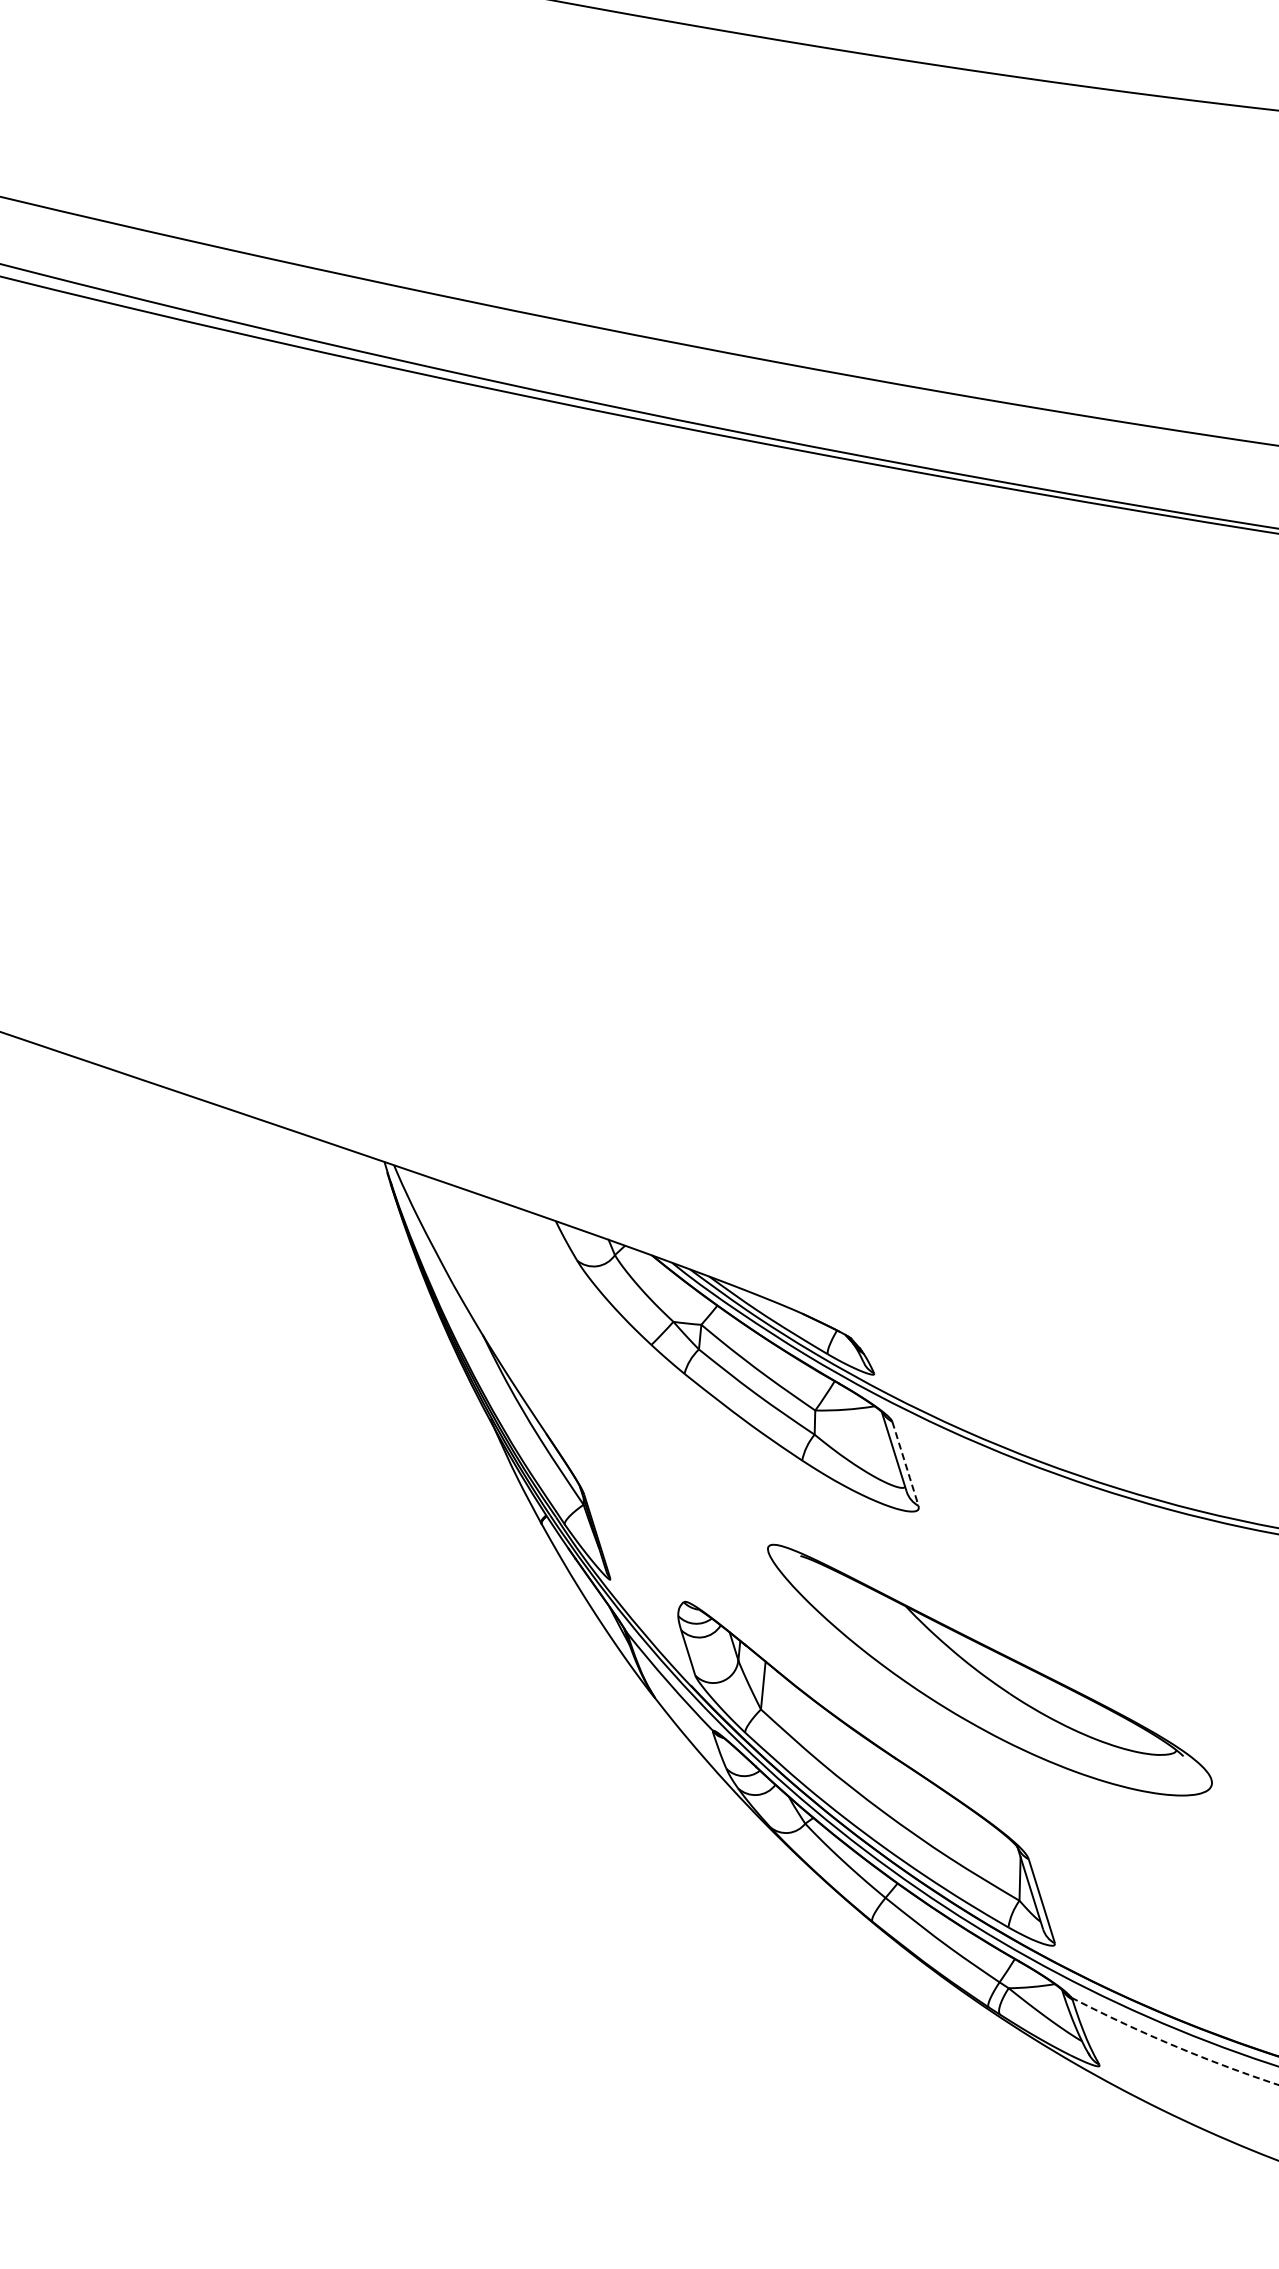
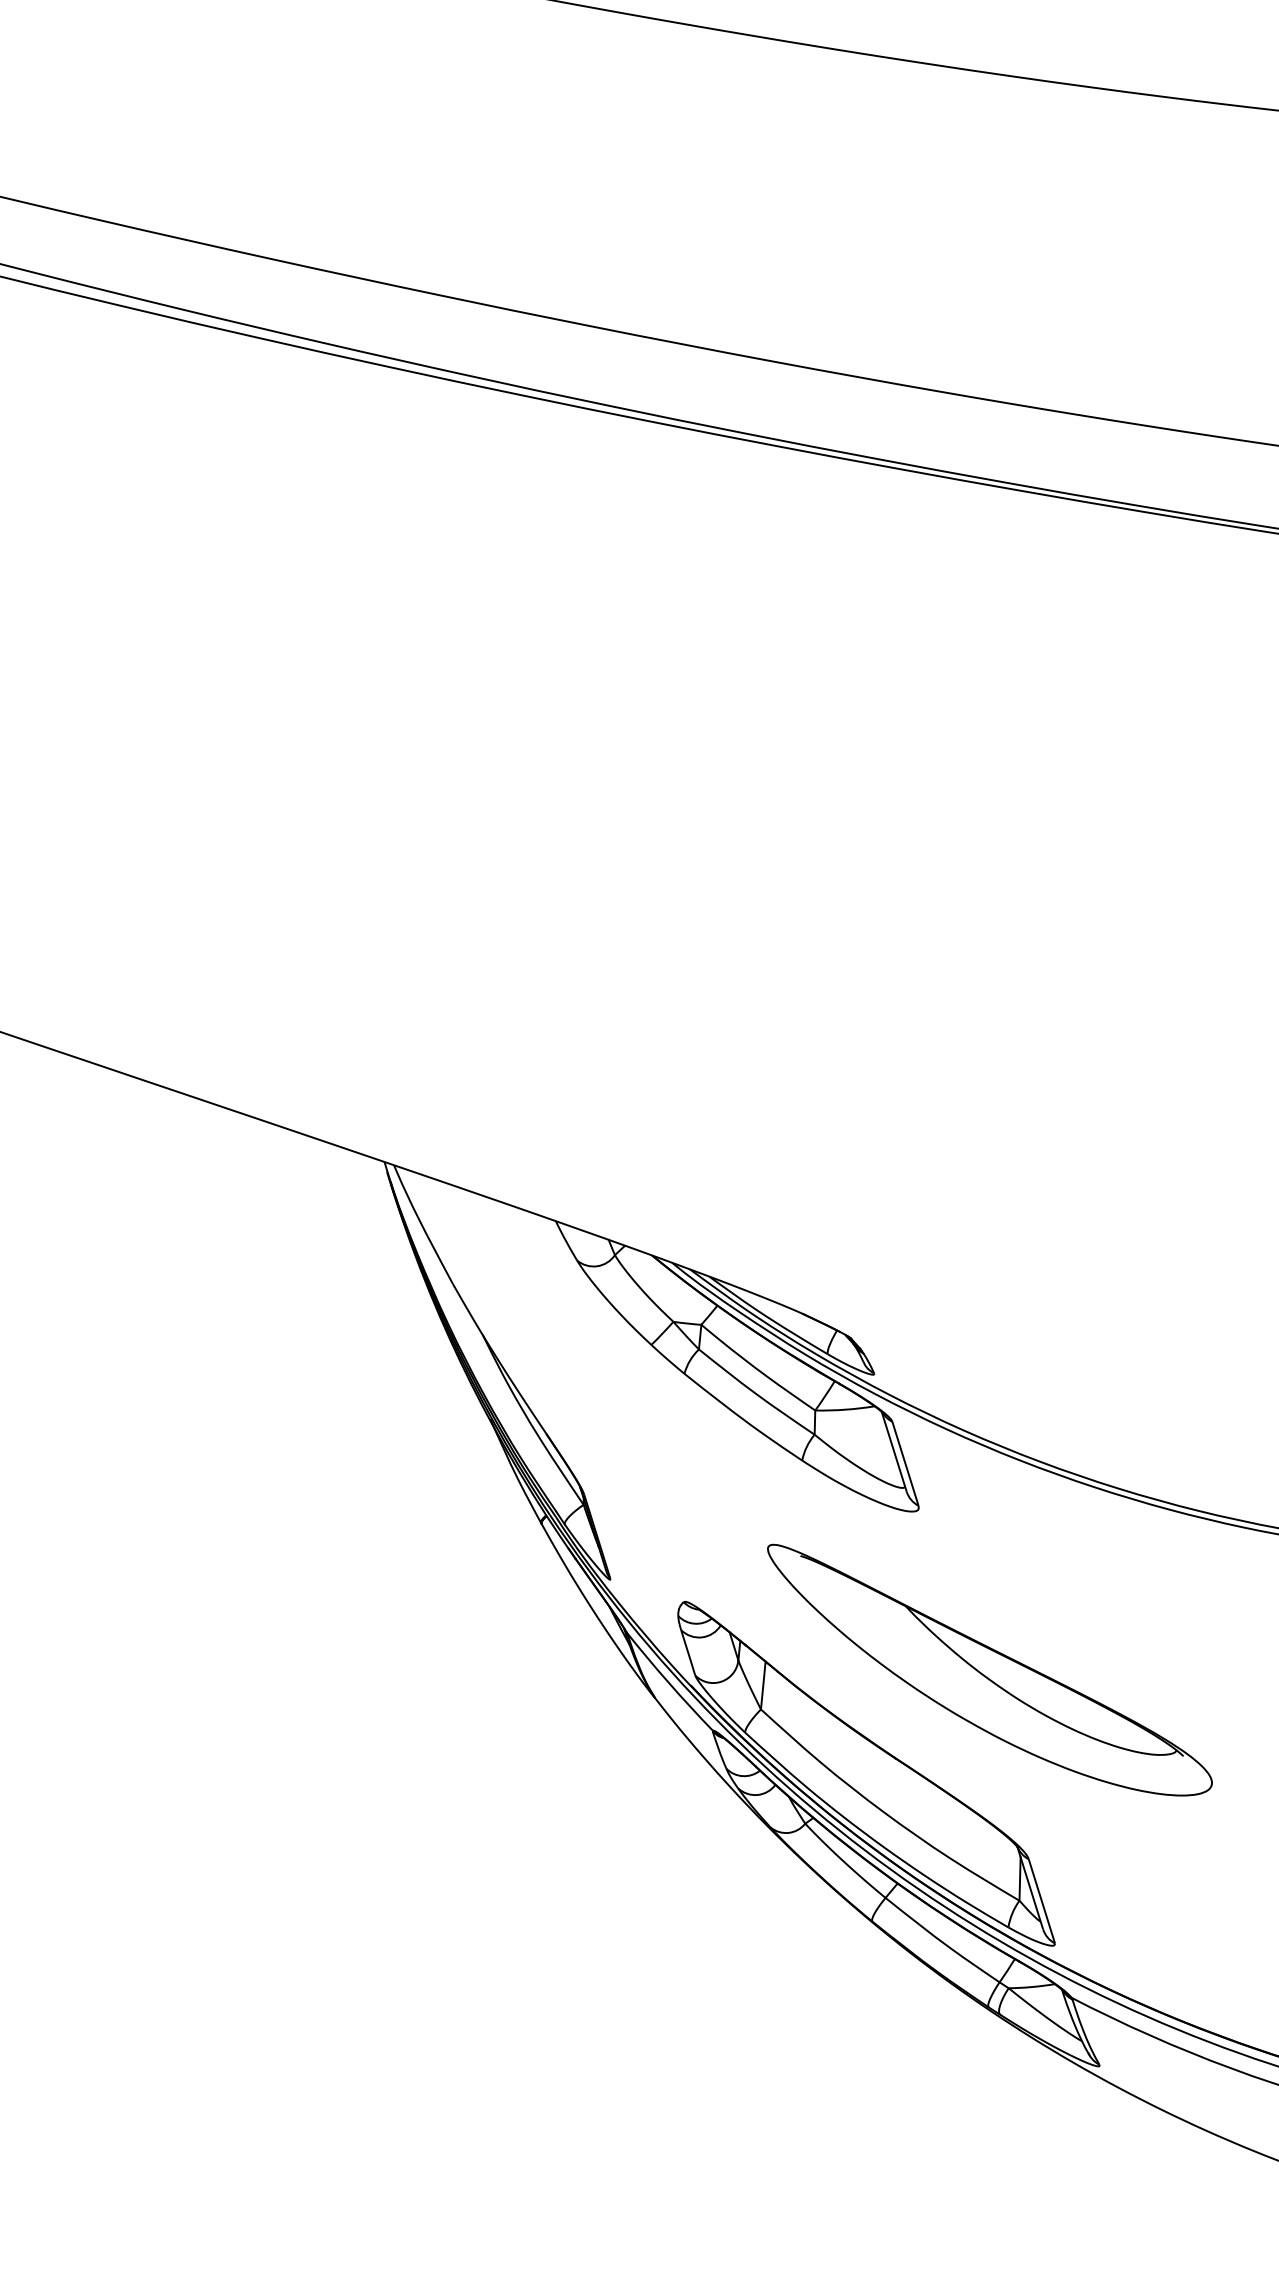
line: dashed -> solid (905, 1464)
arc: dashed -> solid (1174, 2045)
